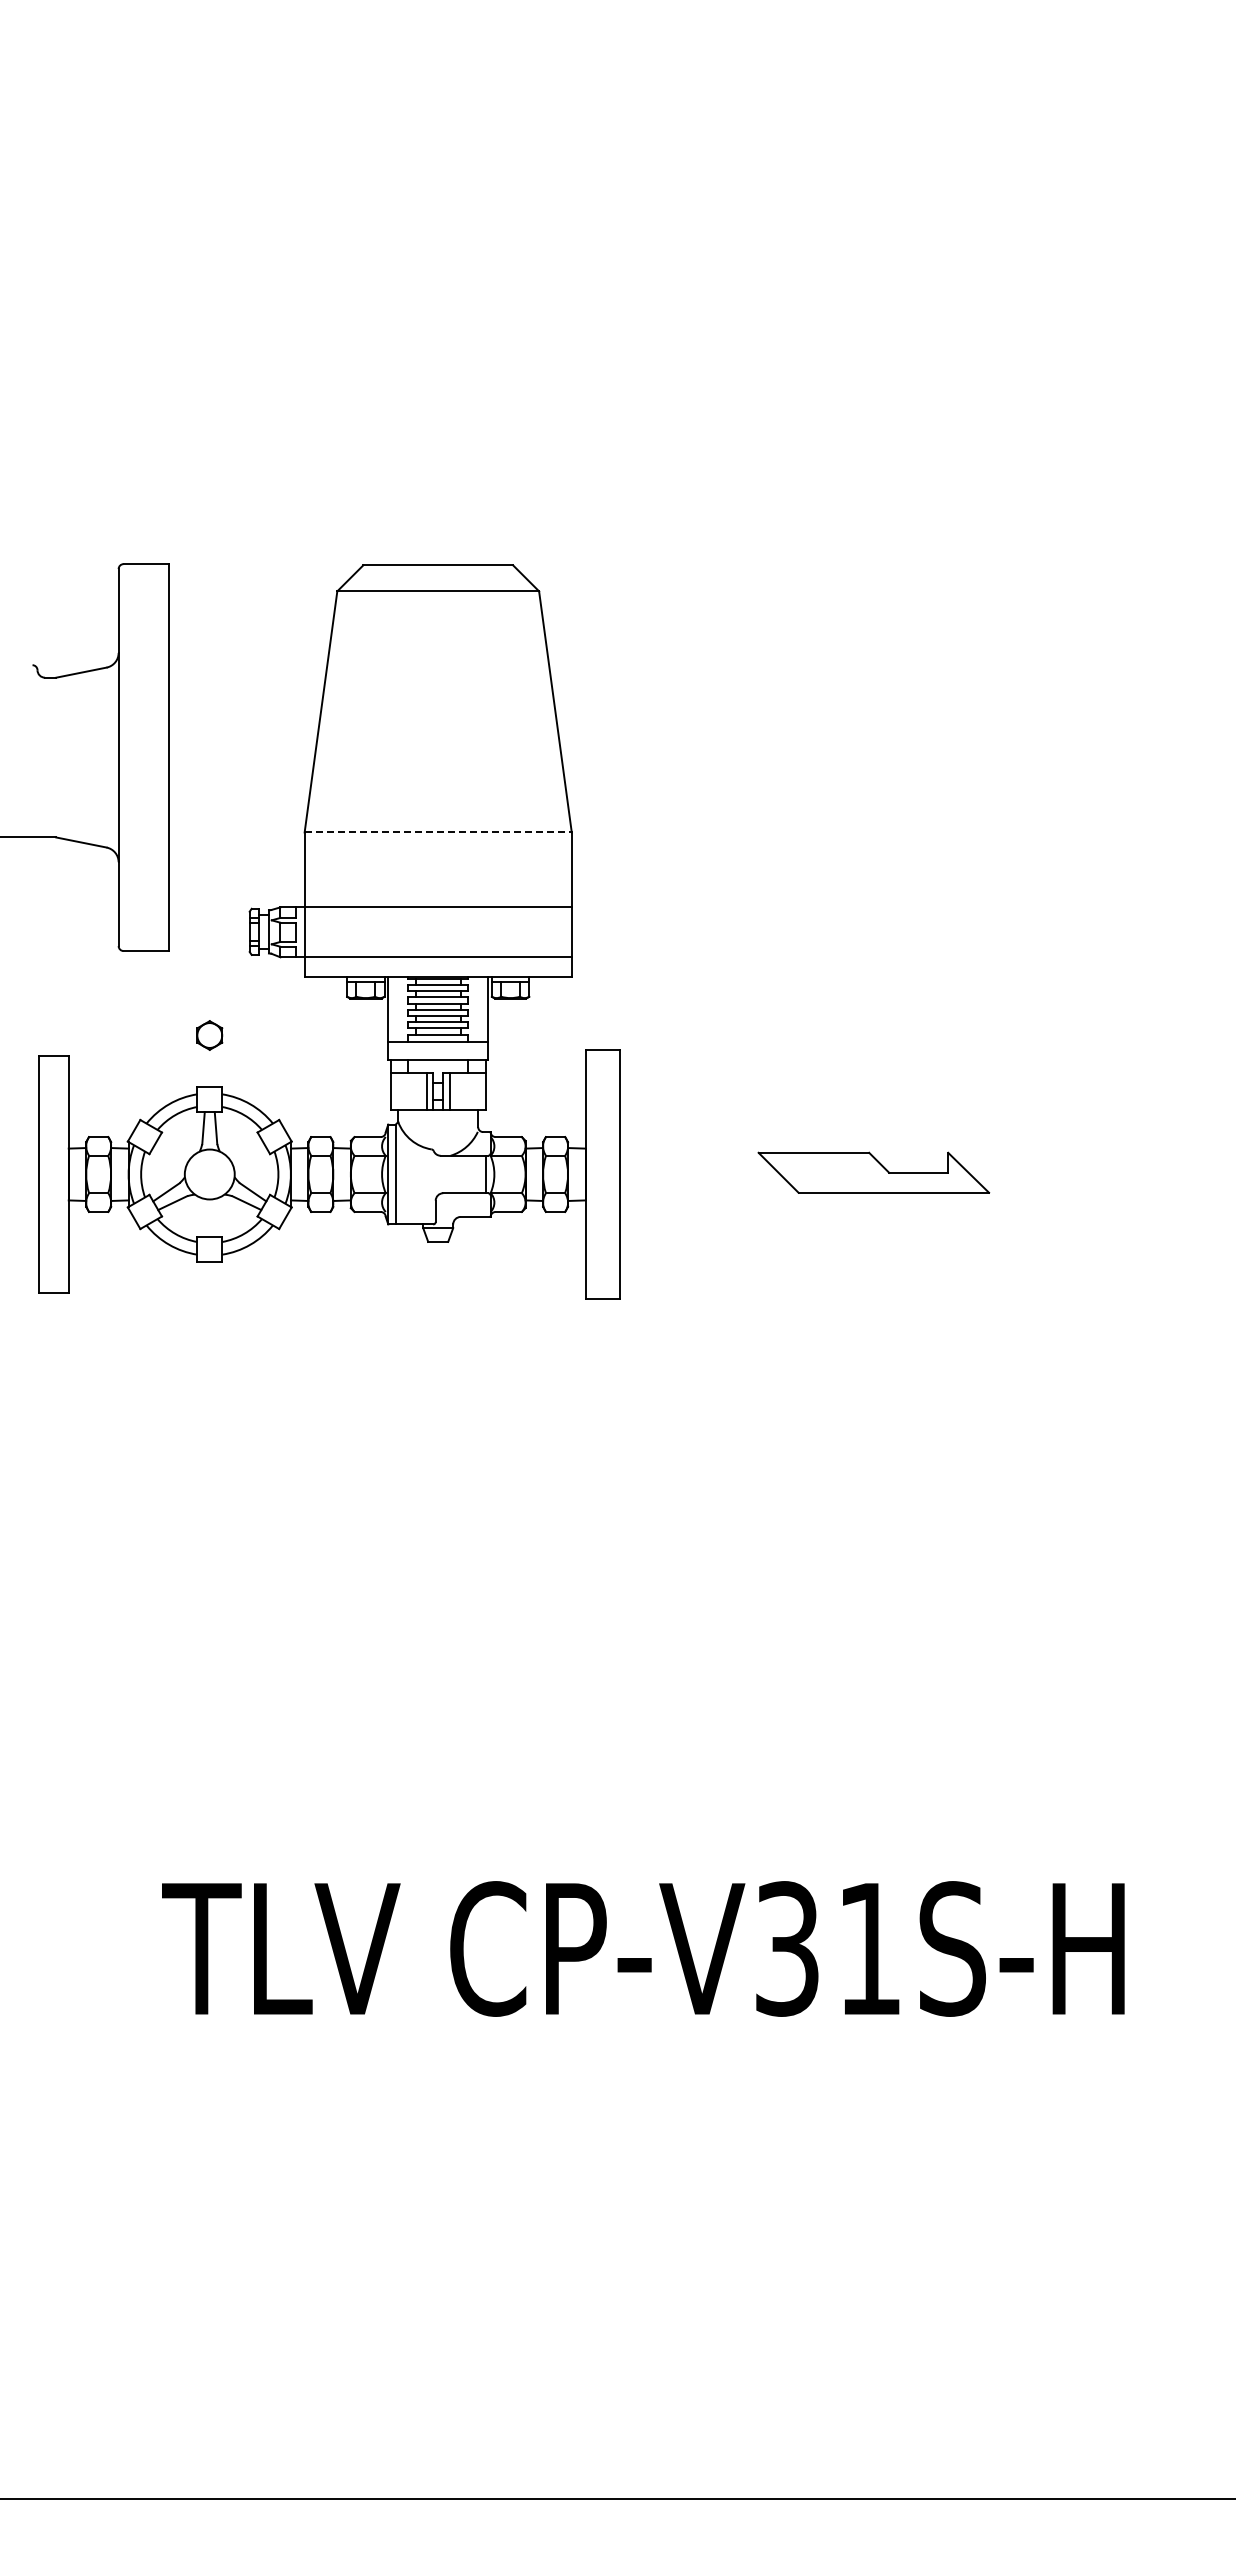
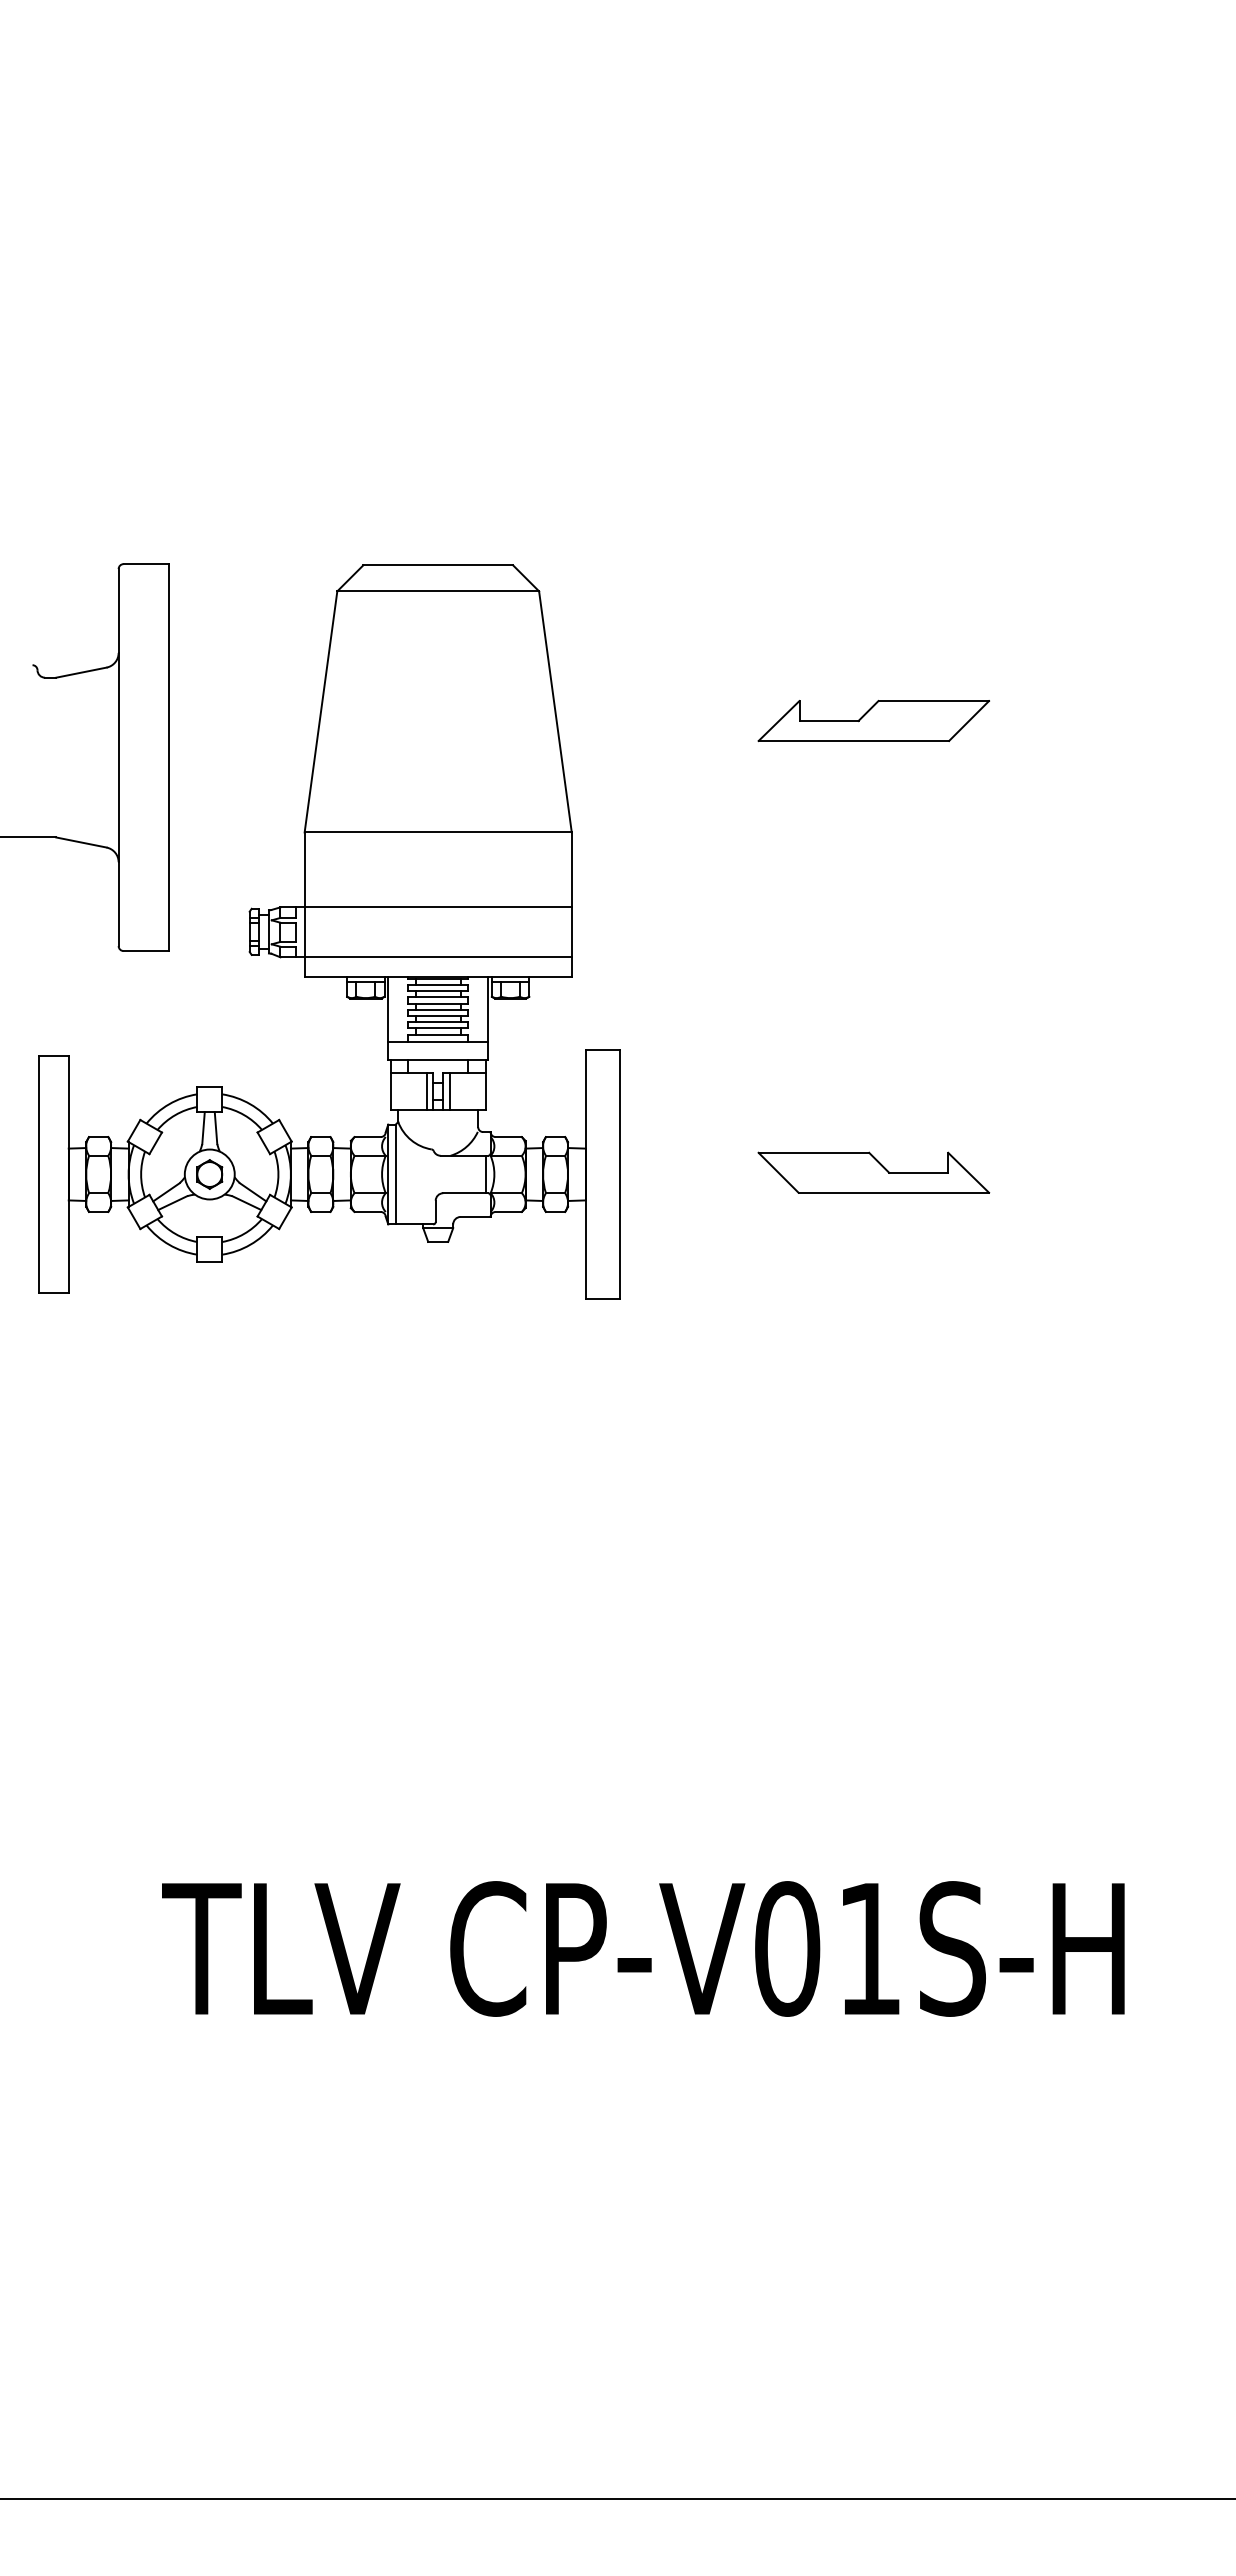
part: none -> present (873, 720)
line: dashed -> solid (438, 832)
part position: (209, 1035) -> (209, 1174) (209, 1174)
text: CP-V31S-H -> CP-V01S-H (787, 1948)
